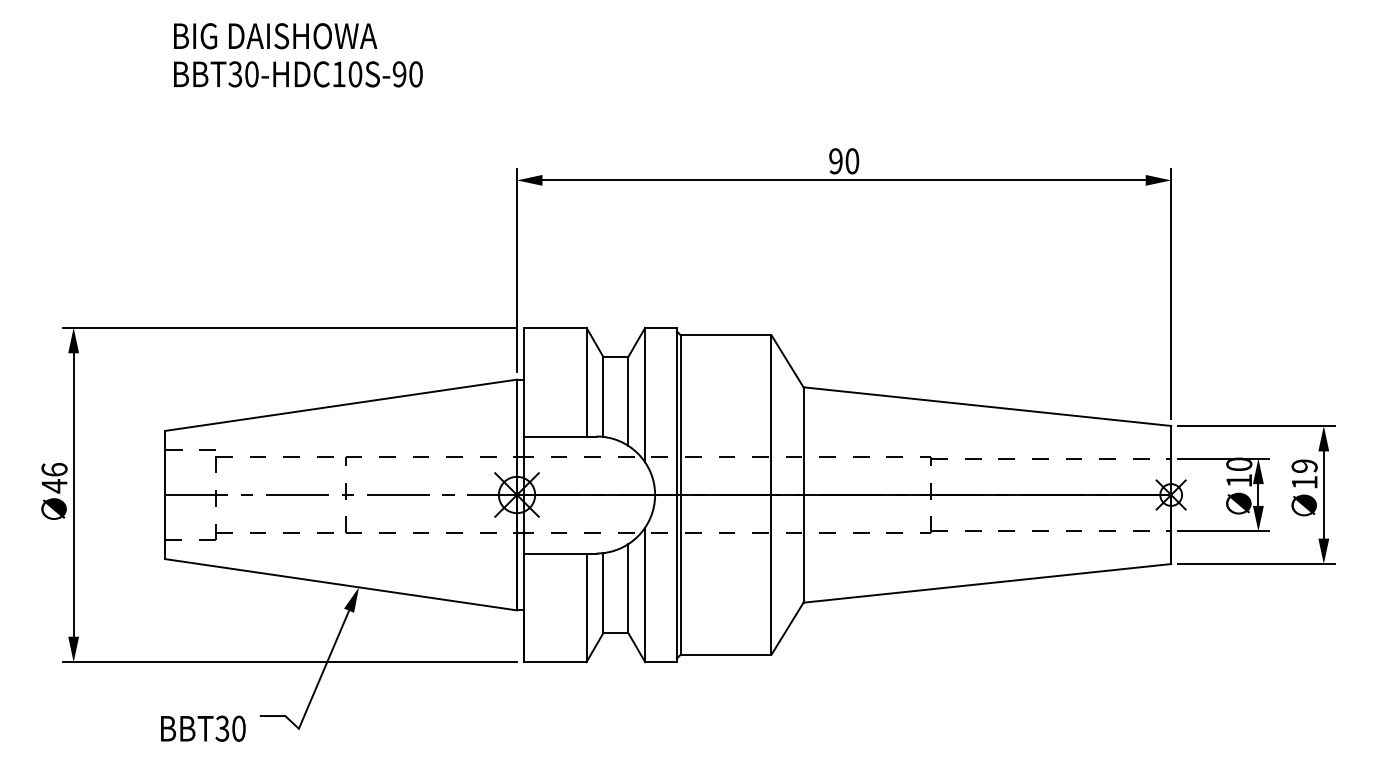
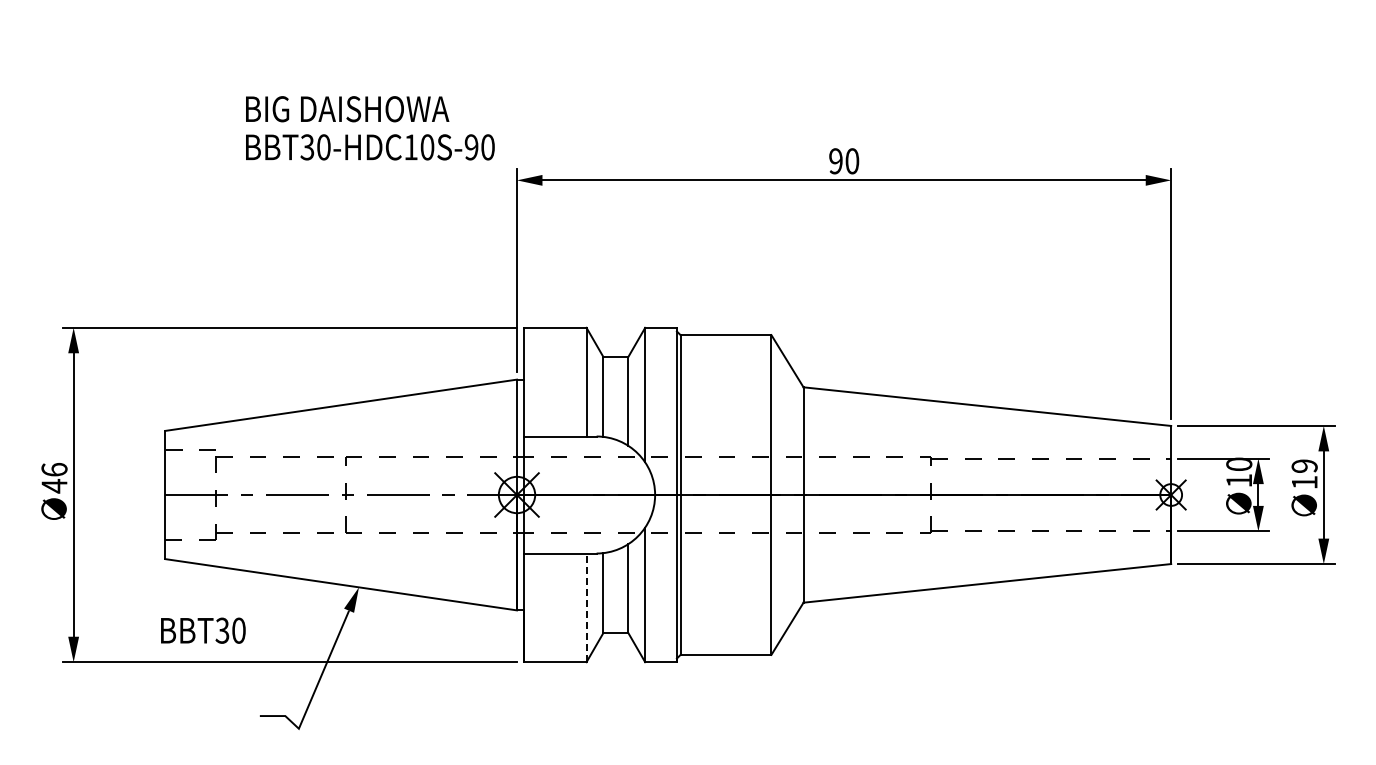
text position: (298, 55) -> (370, 128) (370, 128)
line: solid -> dashed (586, 607)
text position: (203, 728) -> (203, 630) (203, 630)
